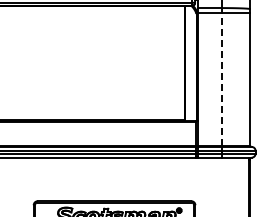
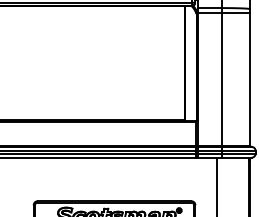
line: dashed -> solid (222, 78)
line: none -> present (217, 185)
